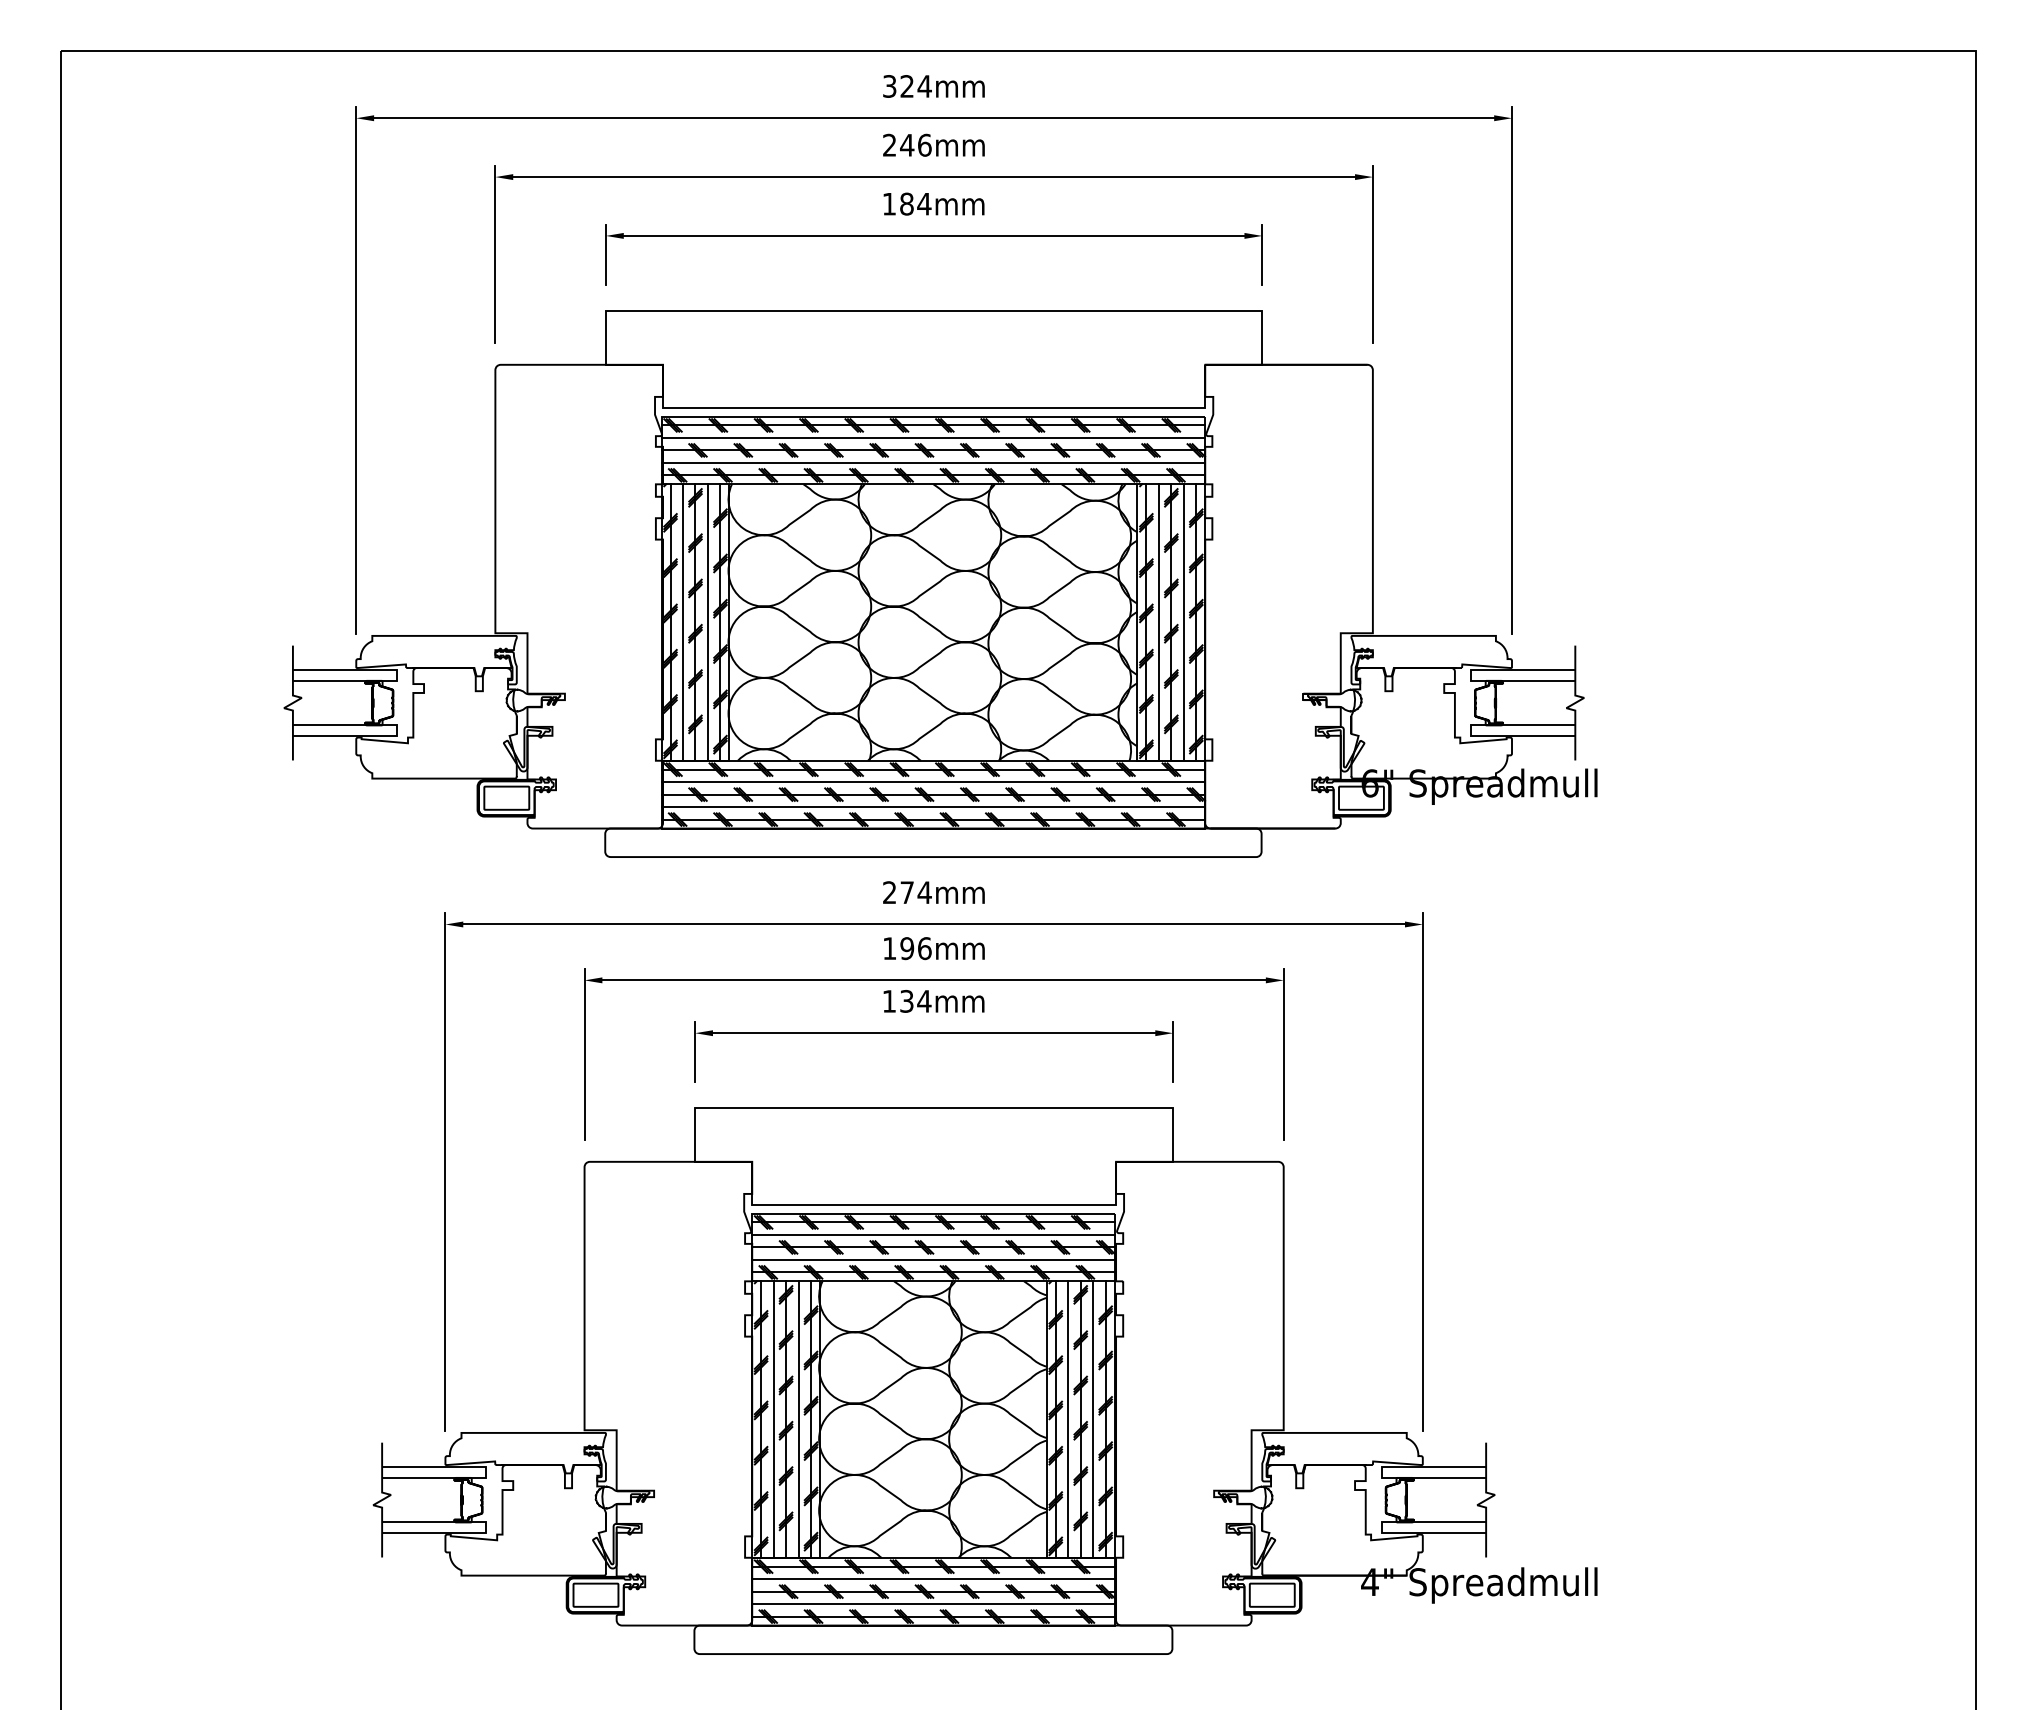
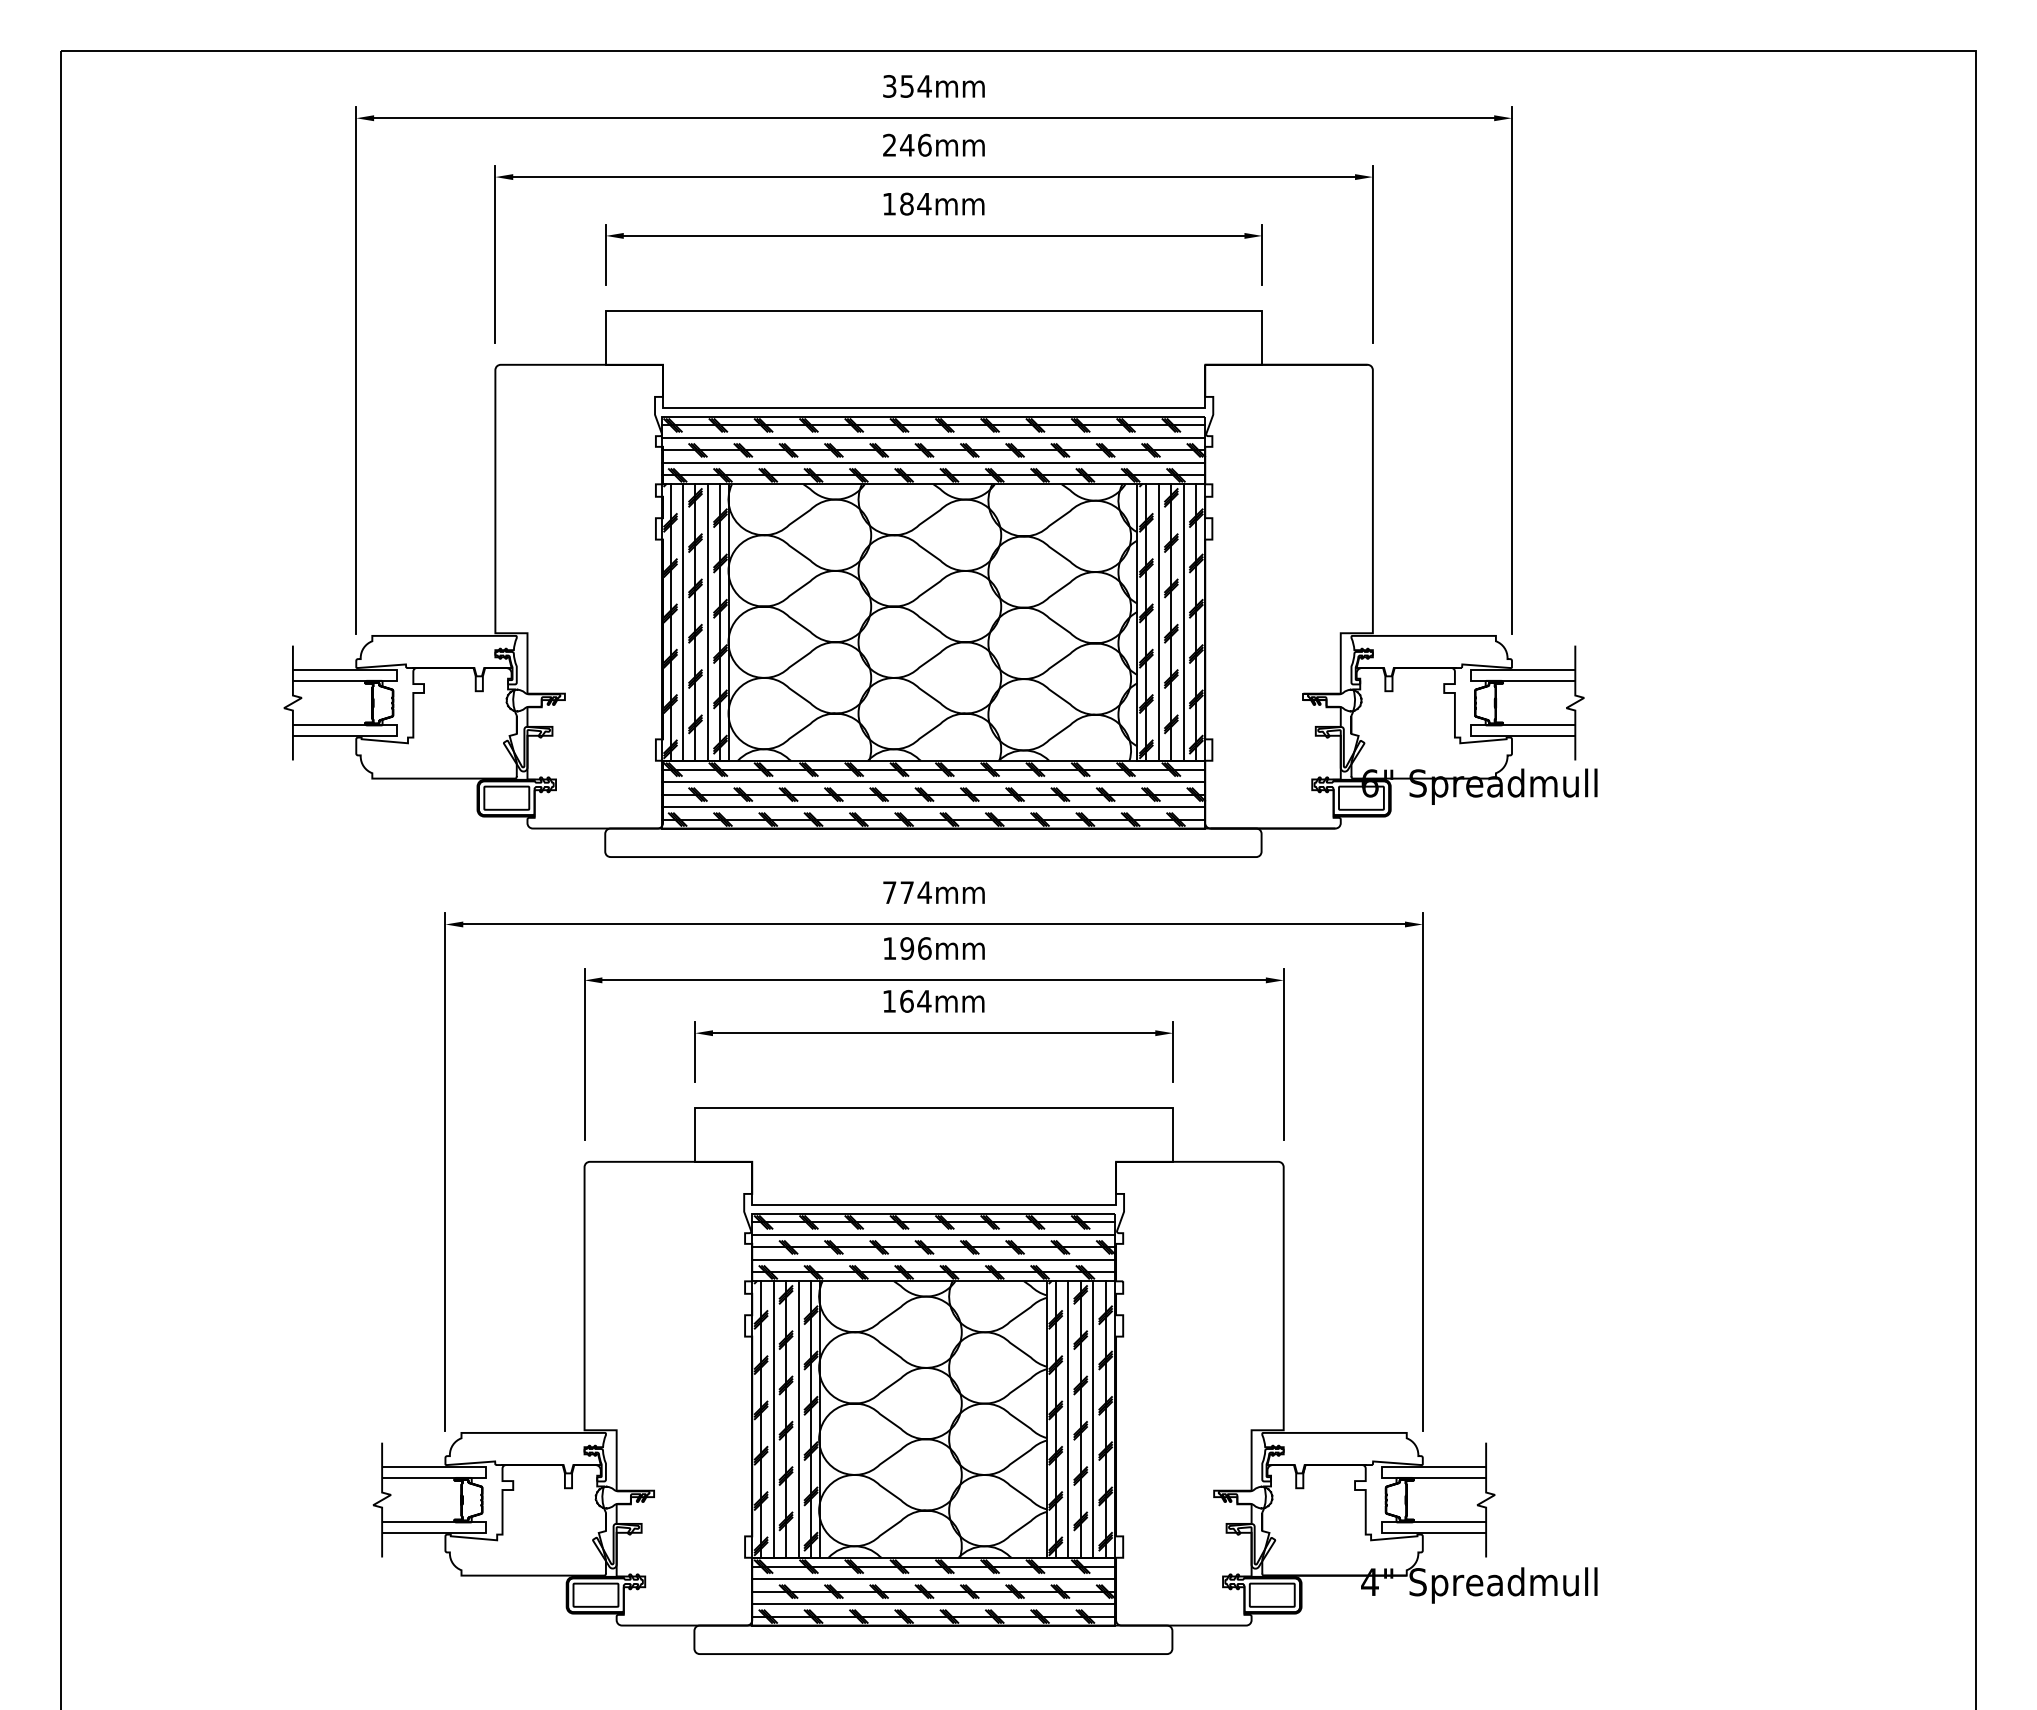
text: 324mm -> 354mm (906, 86)
text: 274mm -> 774mm (889, 892)
text: 134mm -> 164mm (906, 1000)
